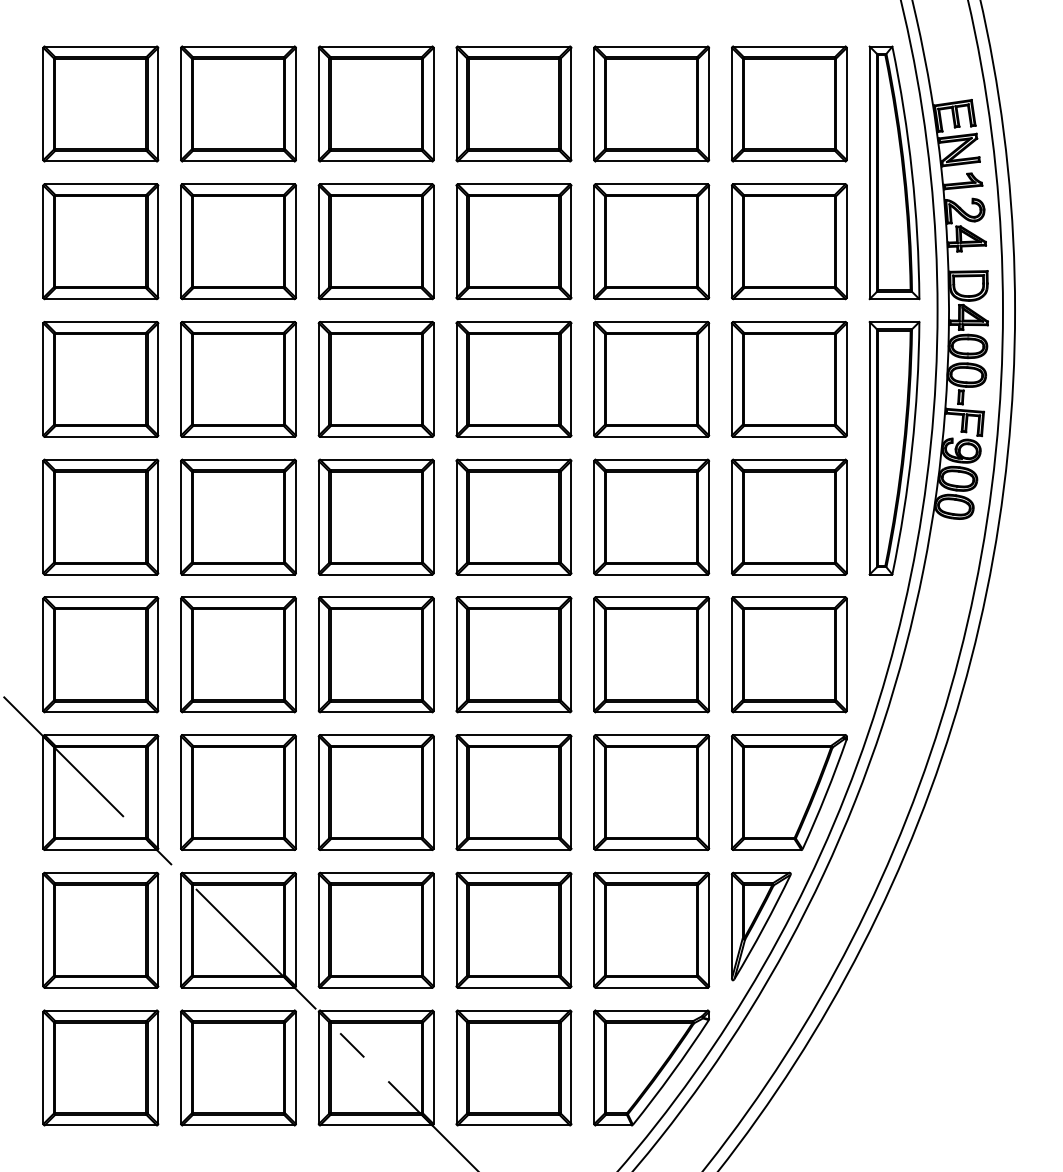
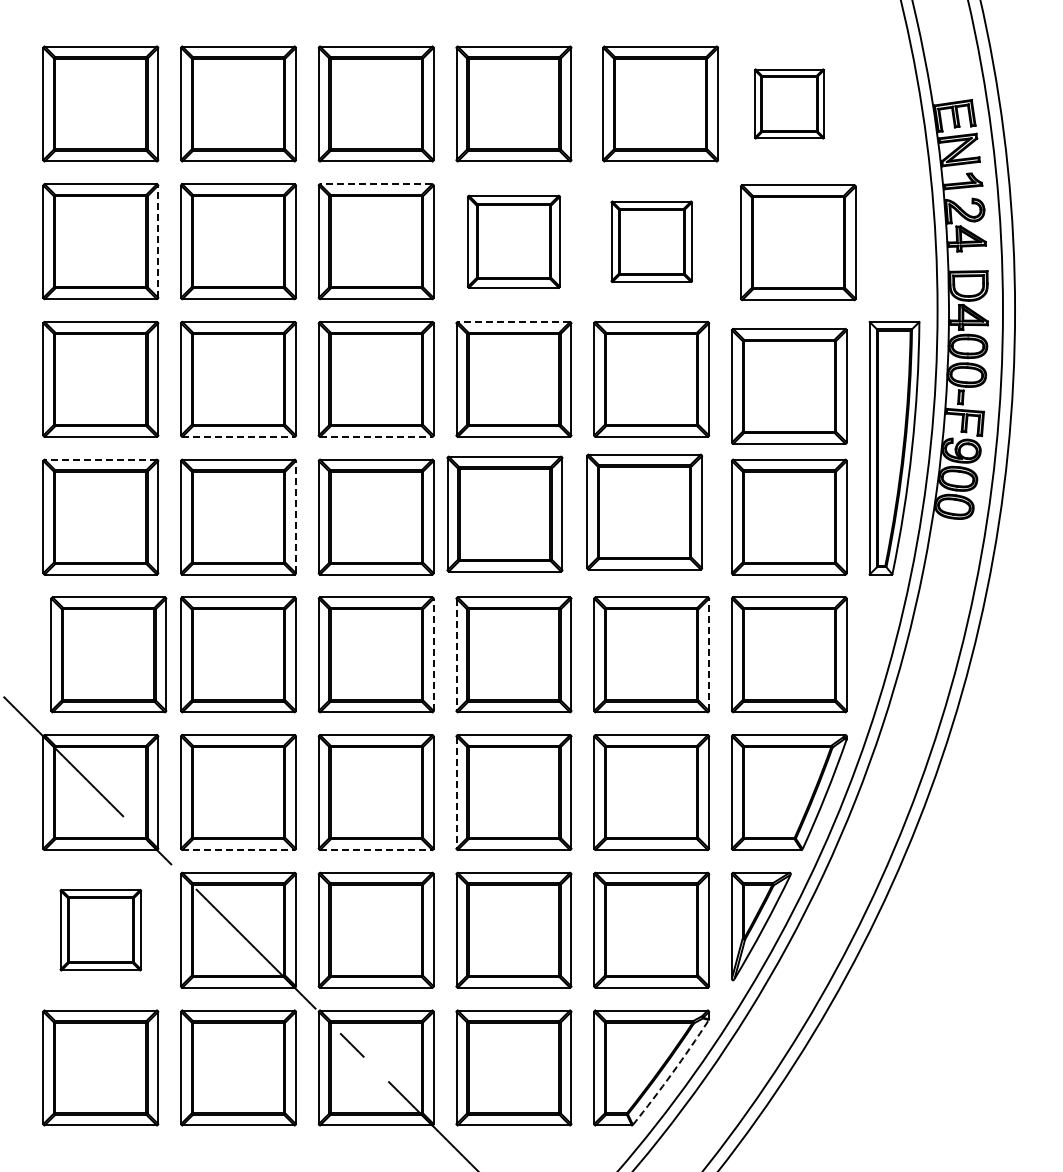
part position: (651, 103) -> (660, 103) (660, 103)
part size: 117x118 px -> 72x72 px (788, 103)
part: present -> none (894, 172)
line: solid -> dashed (375, 184)
line: solid -> dashed (158, 241)
part size: 118x118 px -> 94x95 px (513, 241)
part size: 118x118 px -> 83x83 px (651, 241)
part position: (788, 241) -> (797, 242) (797, 242)
line: solid -> dashed (513, 322)
part position: (788, 379) -> (788, 386) (788, 386)
line: solid -> dashed (239, 436)
line: solid -> dashed (376, 436)
line: solid -> dashed (100, 459)
line: solid -> dashed (295, 516)
part position: (513, 516) -> (504, 513) (504, 513)
part position: (651, 516) -> (644, 511) (644, 511)
part position: (100, 654) -> (108, 654) (108, 654)
line: solid -> dashed (433, 654)
line: solid -> dashed (709, 654)
line: solid -> dashed (456, 655)
line: solid -> dashed (456, 793)
line: solid -> dashed (239, 849)
line: solid -> dashed (376, 849)
part size: 118x118 px -> 84x83 px (100, 930)
arc: solid -> dashed (672, 1073)
